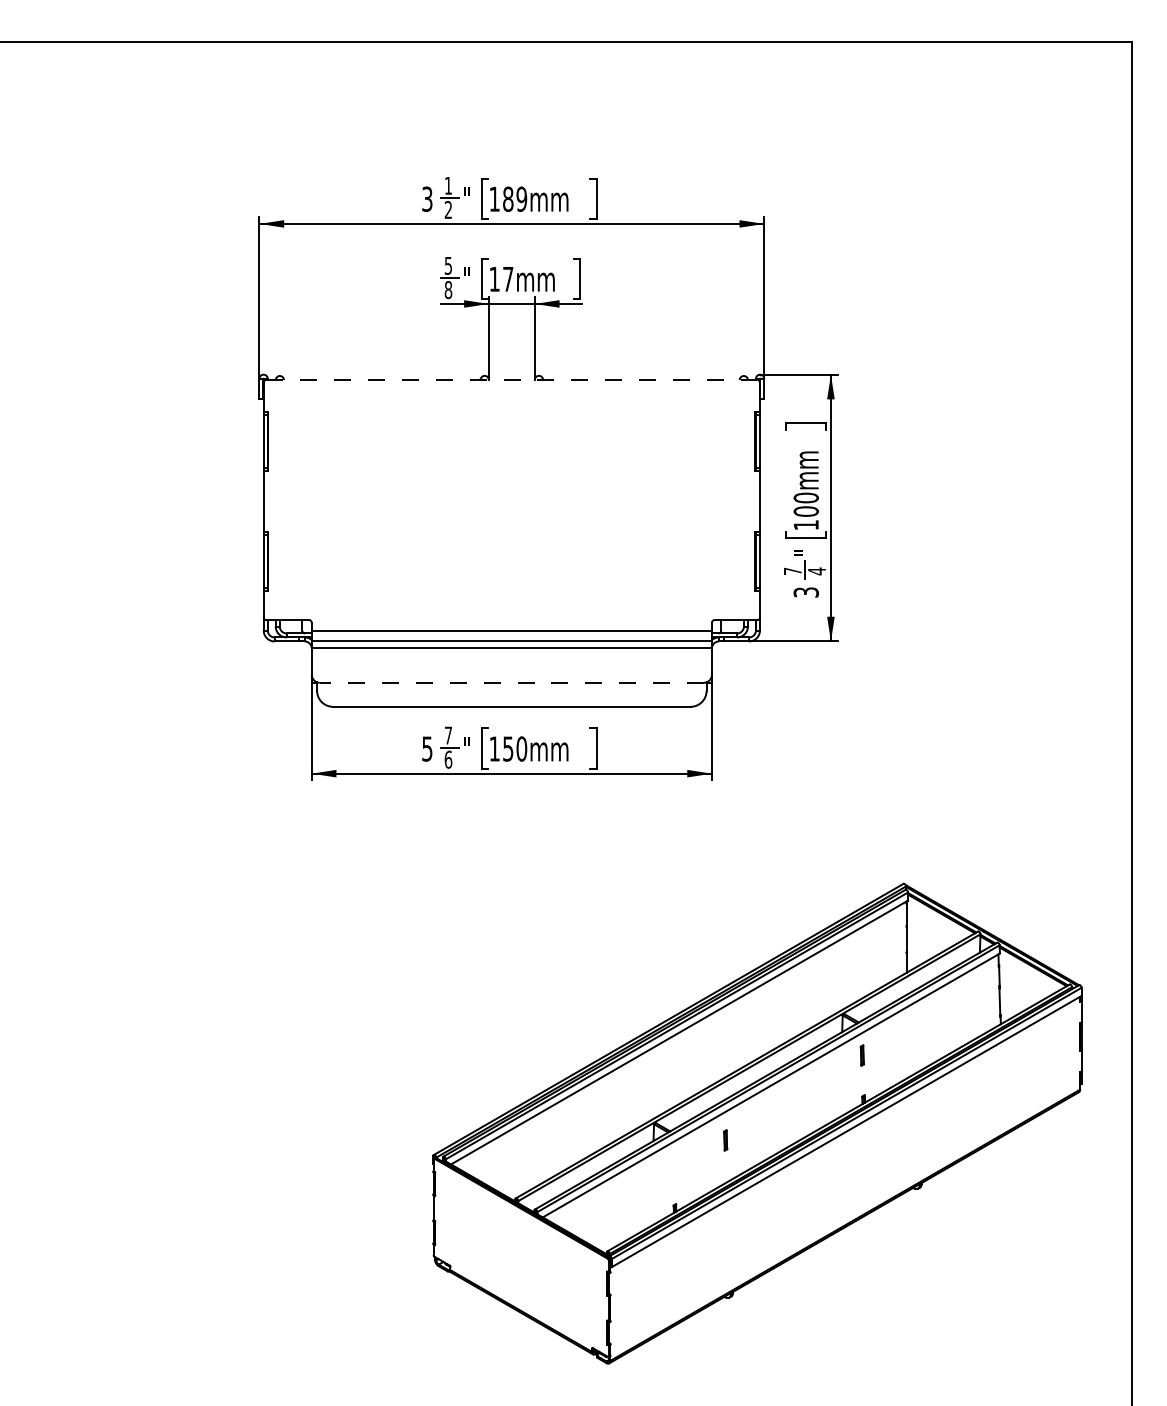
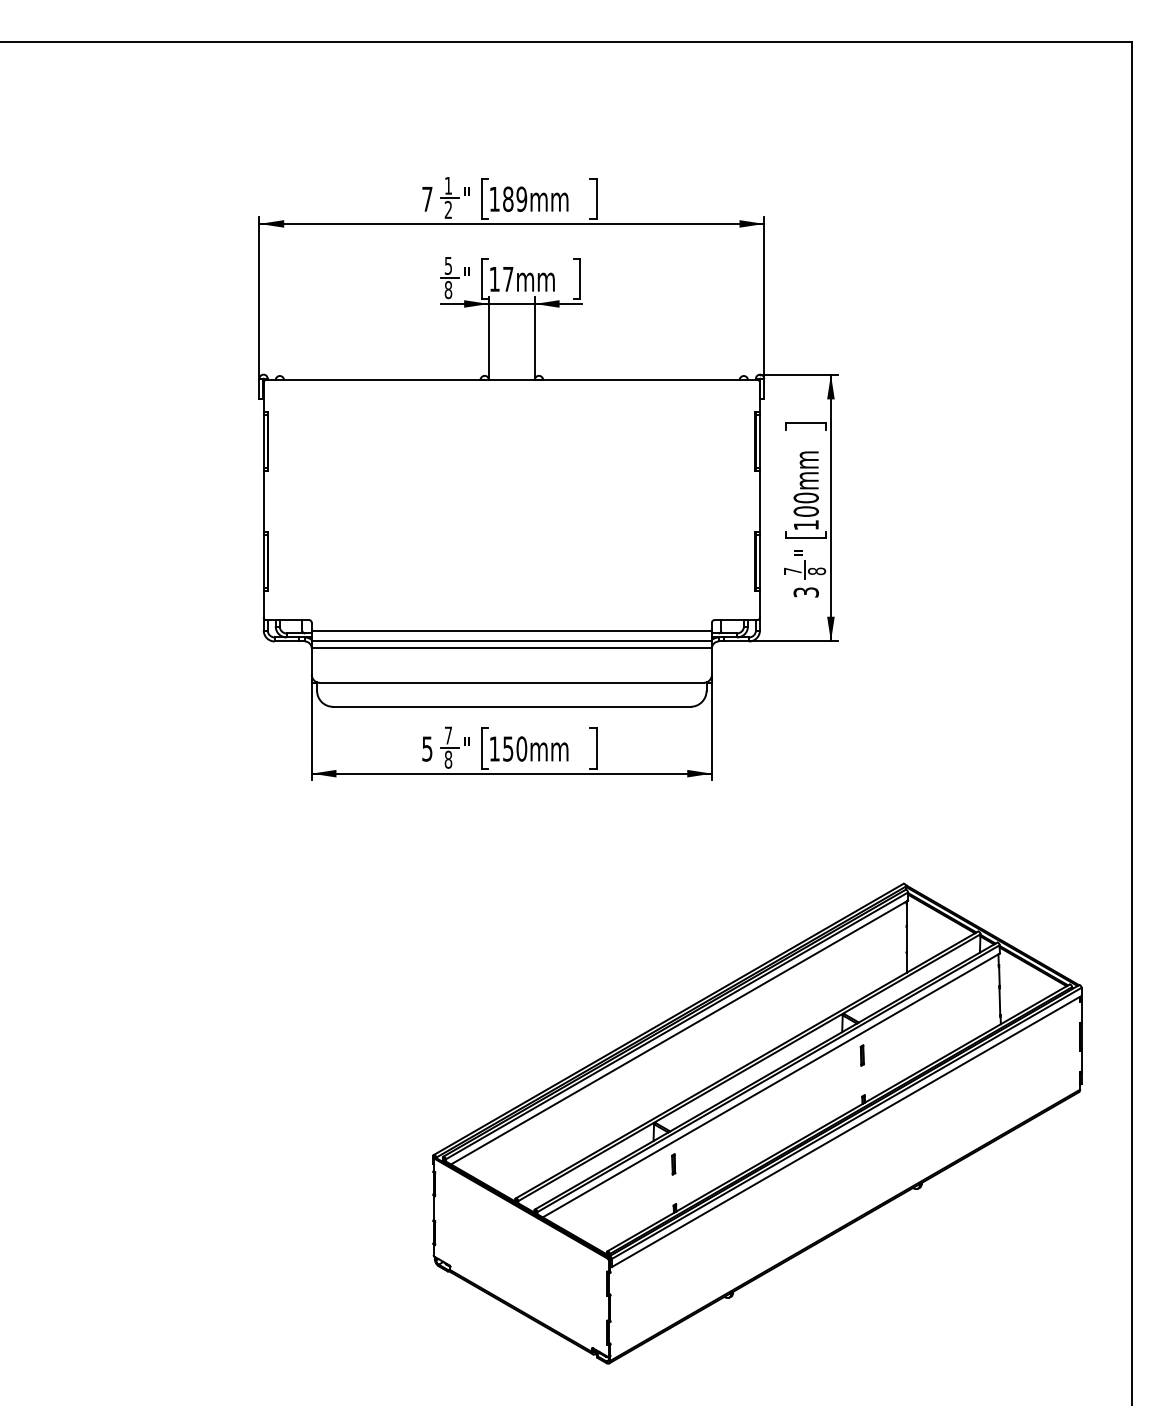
text: 3 -> 7 (427, 198)
line: dashed -> solid (512, 380)
text: 4 -> 8 (817, 571)
line: dashed -> solid (511, 682)
text: 6 -> 8 (448, 759)
part position: (725, 1140) -> (673, 1164) (673, 1164)
